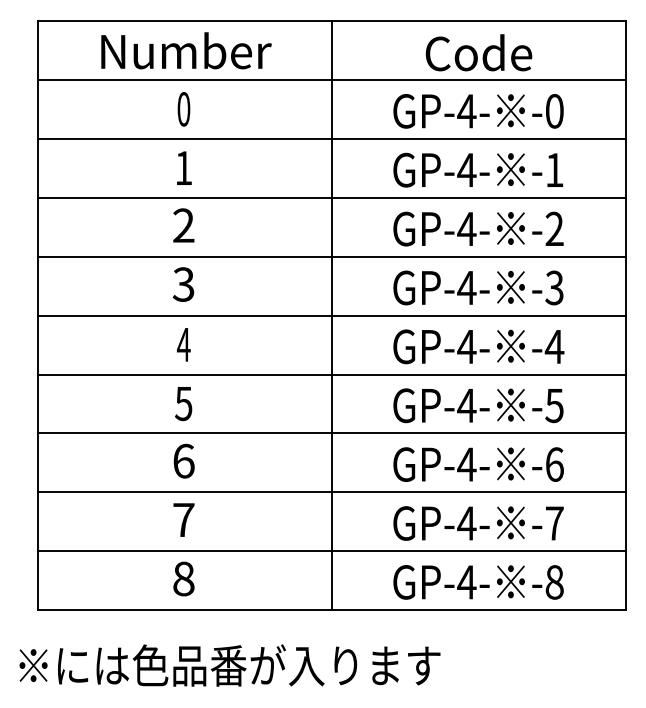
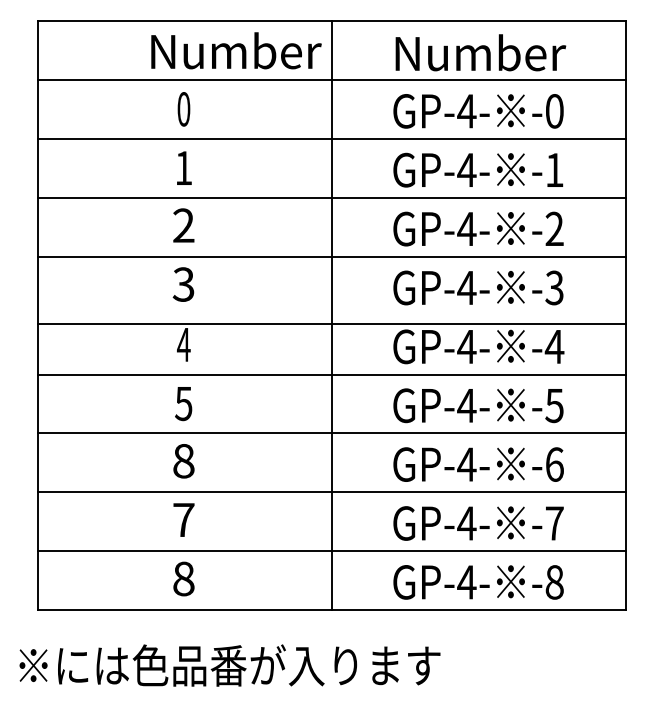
text position: (186, 50) -> (236, 50) (236, 50)
text: Code -> Number (480, 52)
line position: (331, 315) -> (331, 323) (331, 323)
text: 6 -> 8 (183, 460)
